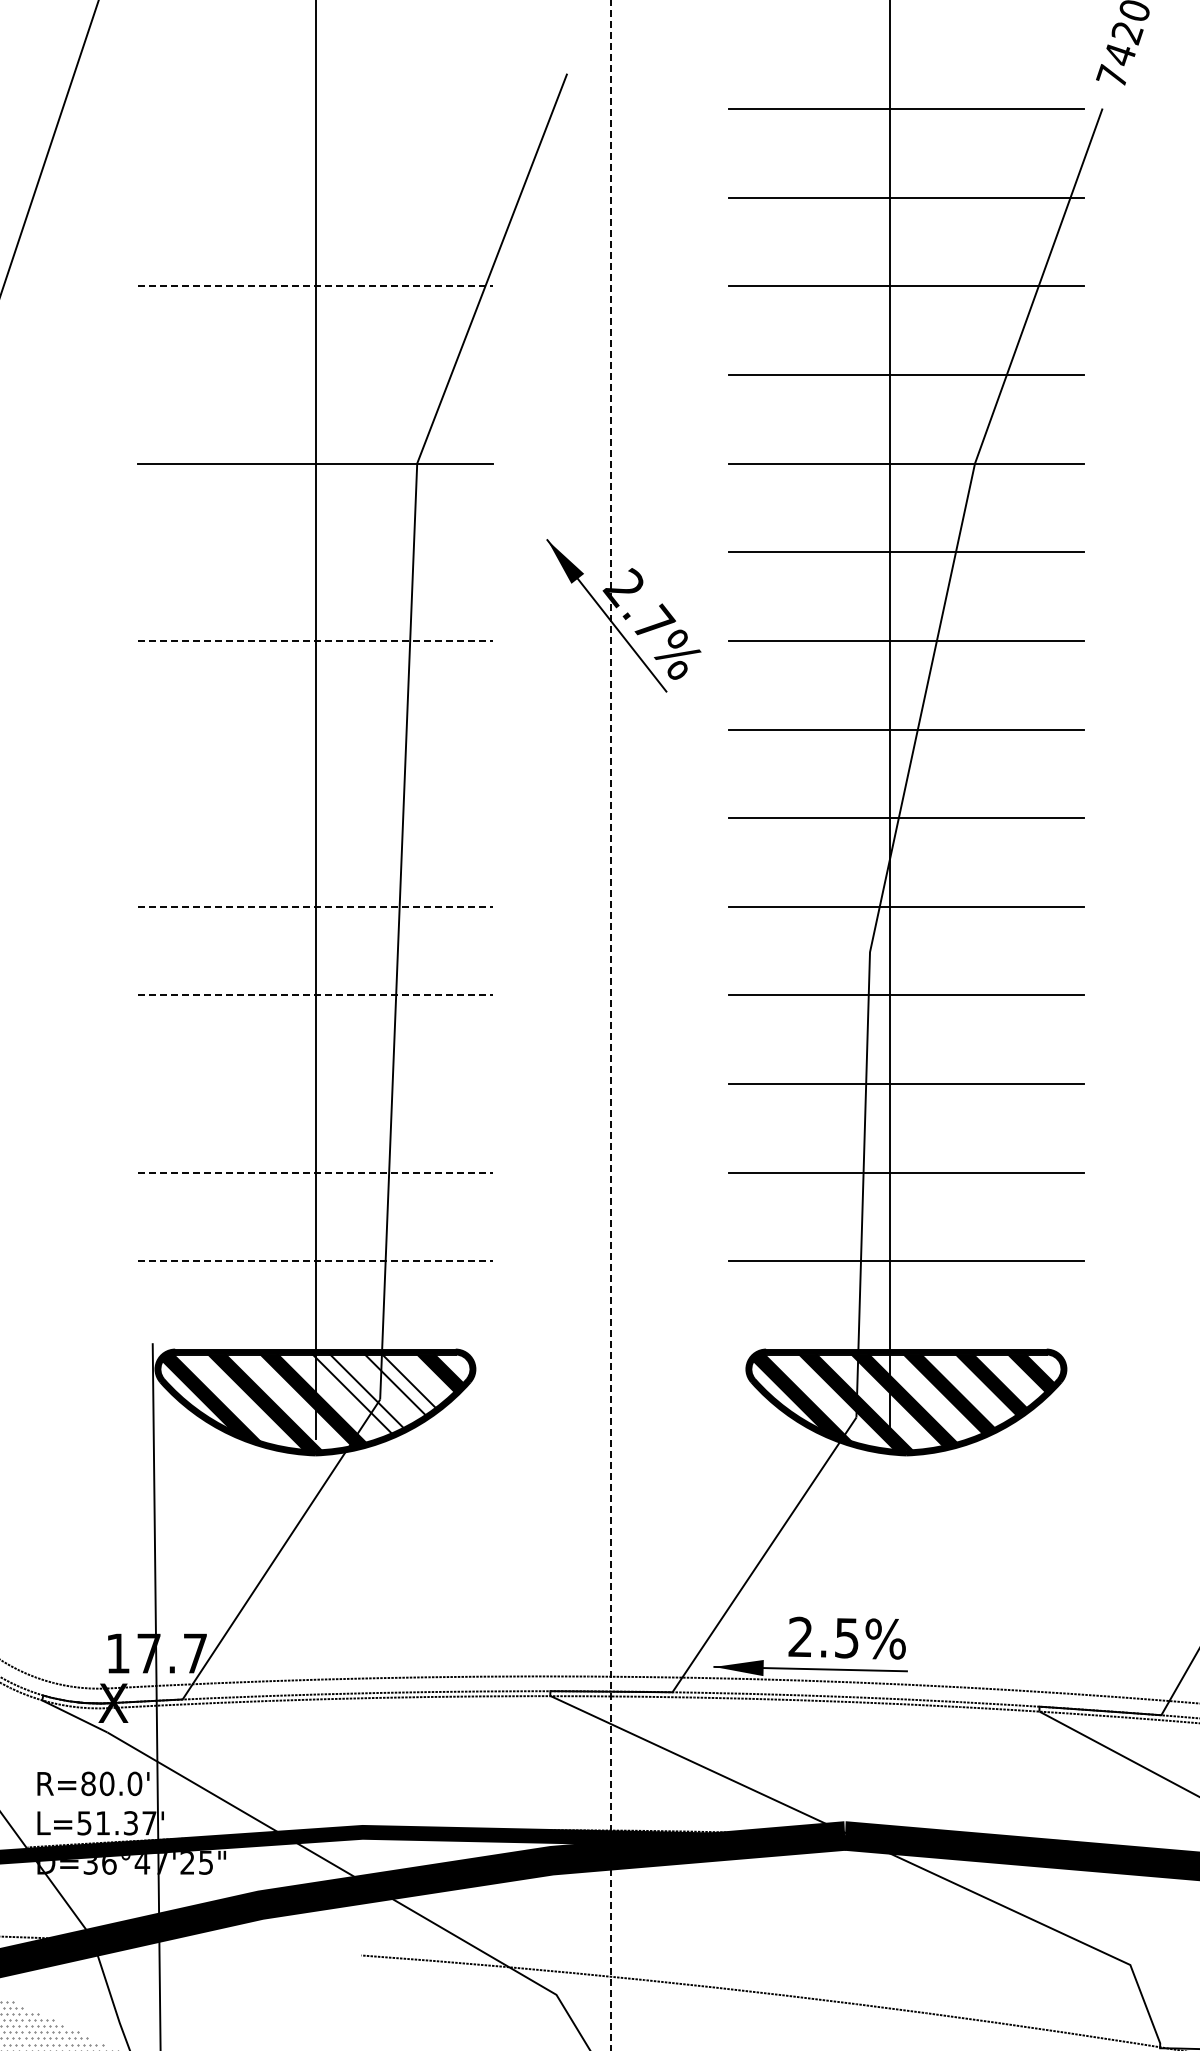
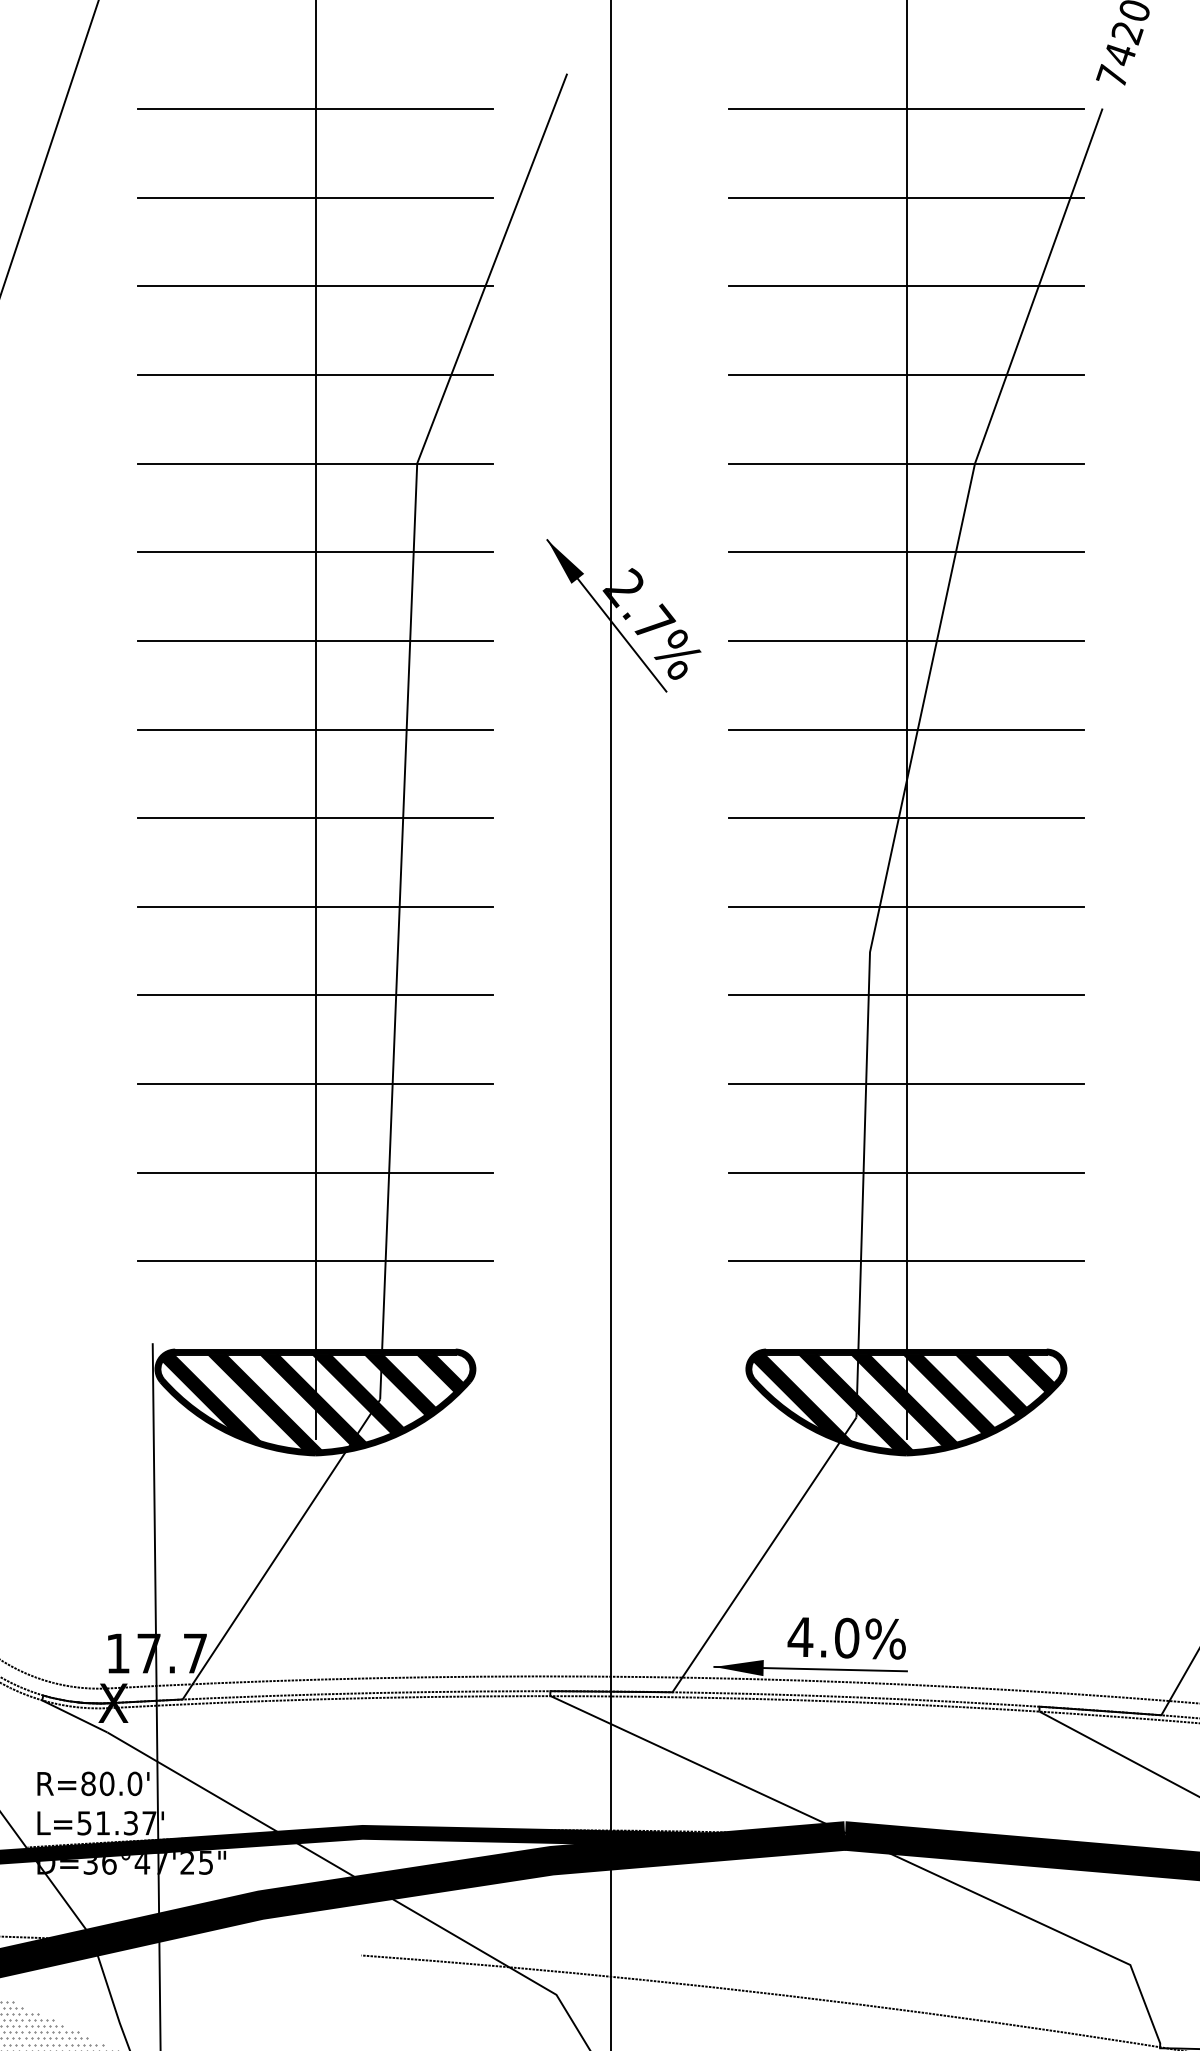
line: none -> present (315, 108)
line: none -> present (315, 197)
line: dashed -> solid (316, 286)
line: none -> present (315, 374)
line: none -> present (315, 552)
line: dashed -> solid (316, 640)
line position: (889, 720) -> (906, 720) (906, 720)
line: none -> present (315, 729)
line: none -> present (315, 818)
line: dashed -> solid (316, 906)
line: dashed -> solid (316, 995)
line: dashed -> solid (611, 1024)
line: none -> present (315, 1084)
line: dashed -> solid (316, 1172)
line: dashed -> solid (316, 1261)
fill: none -> present (399, 1384)
fill: none -> present (357, 1393)
text: 2.5%%% -> 4.0%%% (823, 1637)
